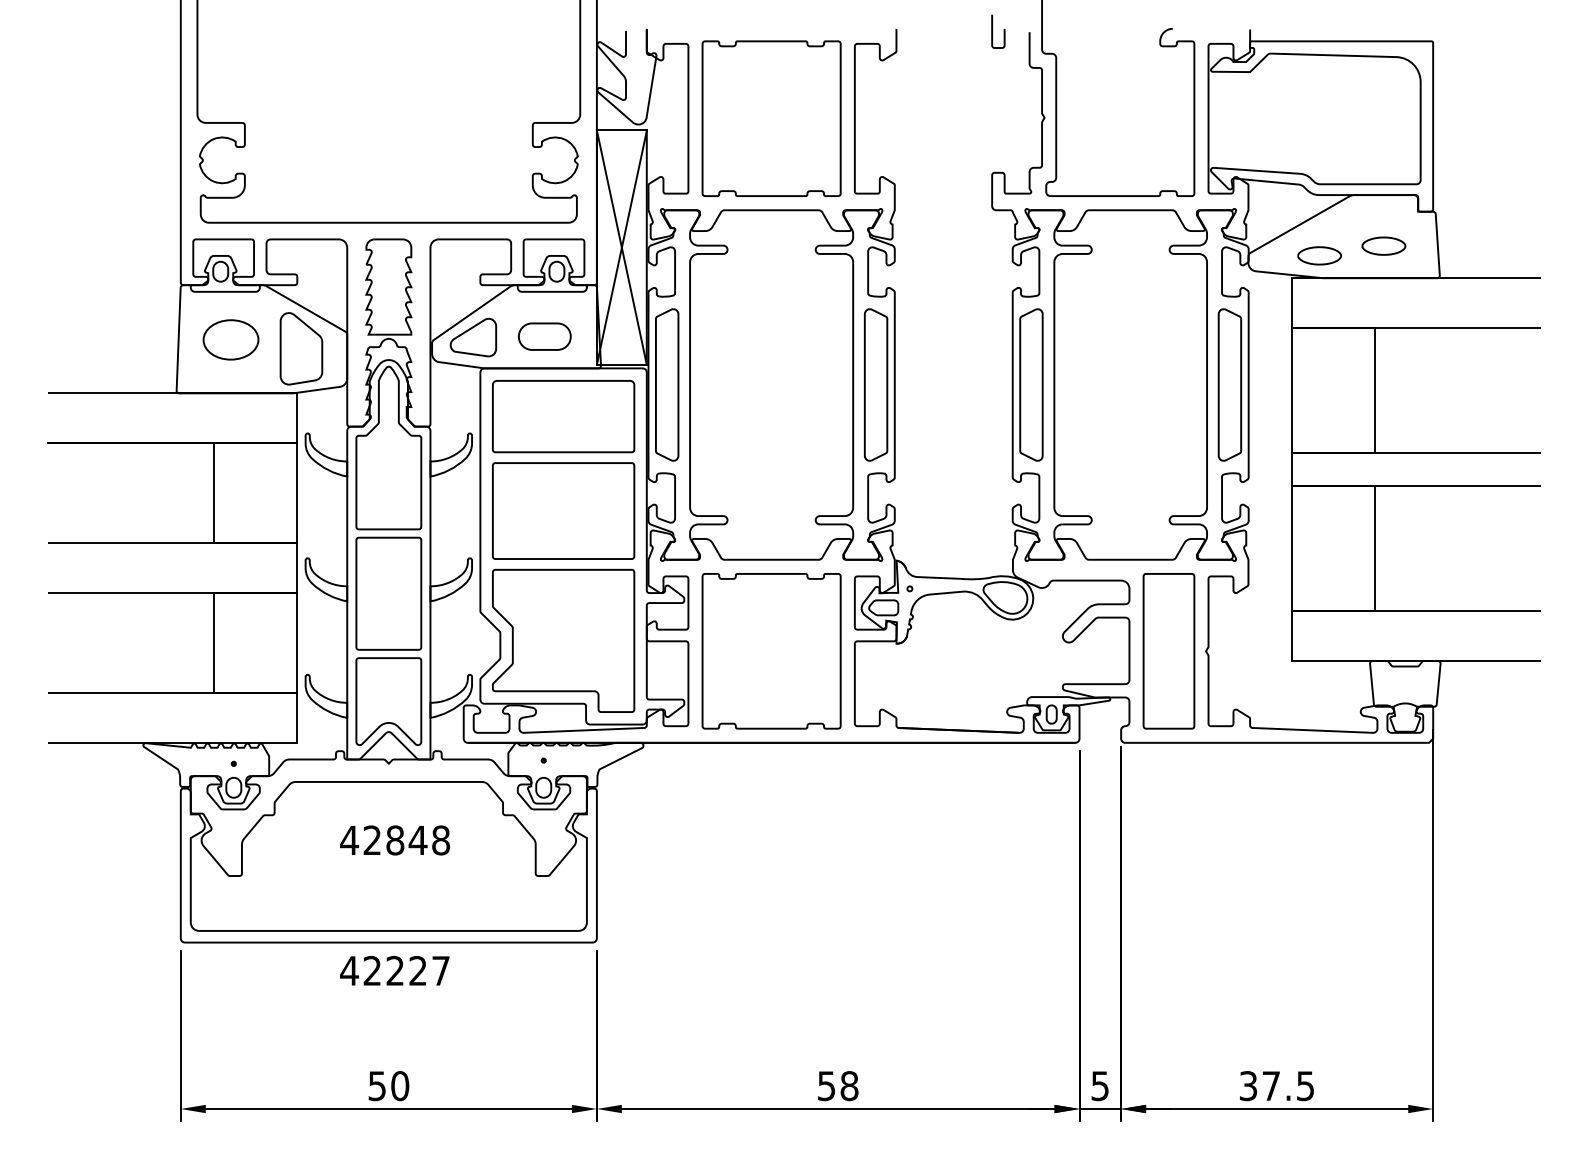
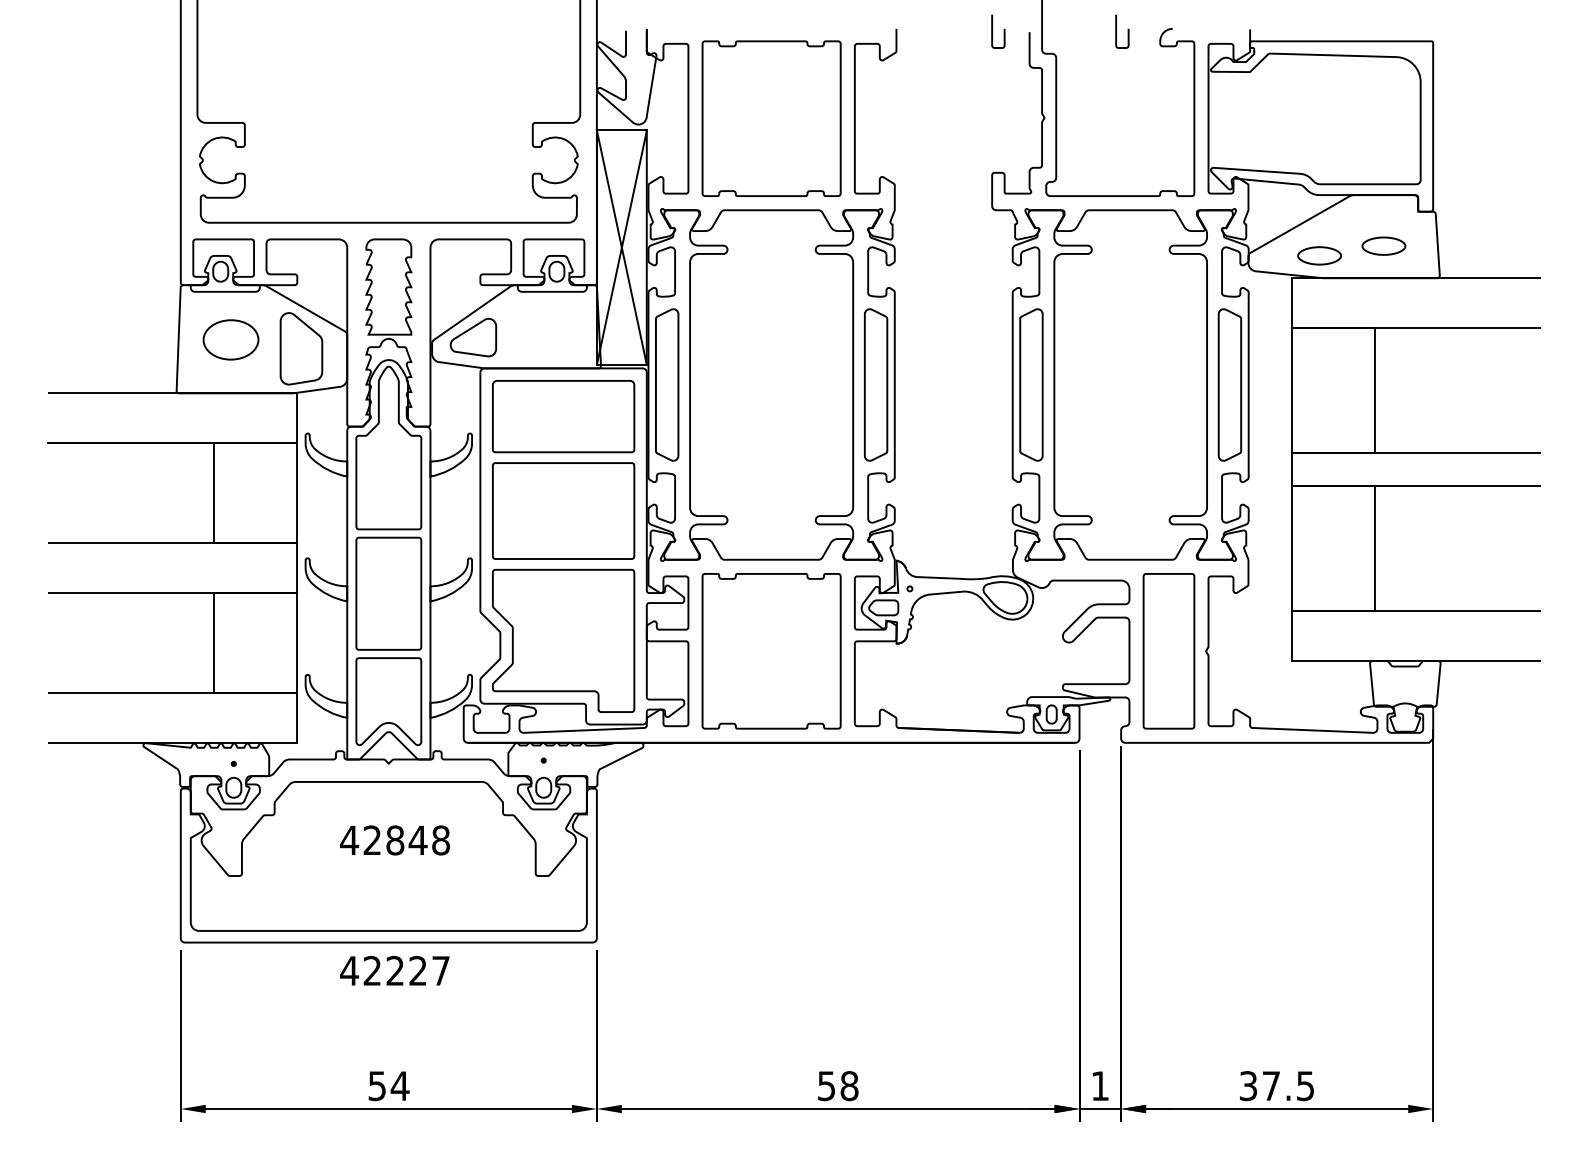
curve: none -> present (1127, 31)
part: present -> none (544, 336)
text: 50 -> 54 (399, 1086)
text: 5 -> 1 (1099, 1086)
